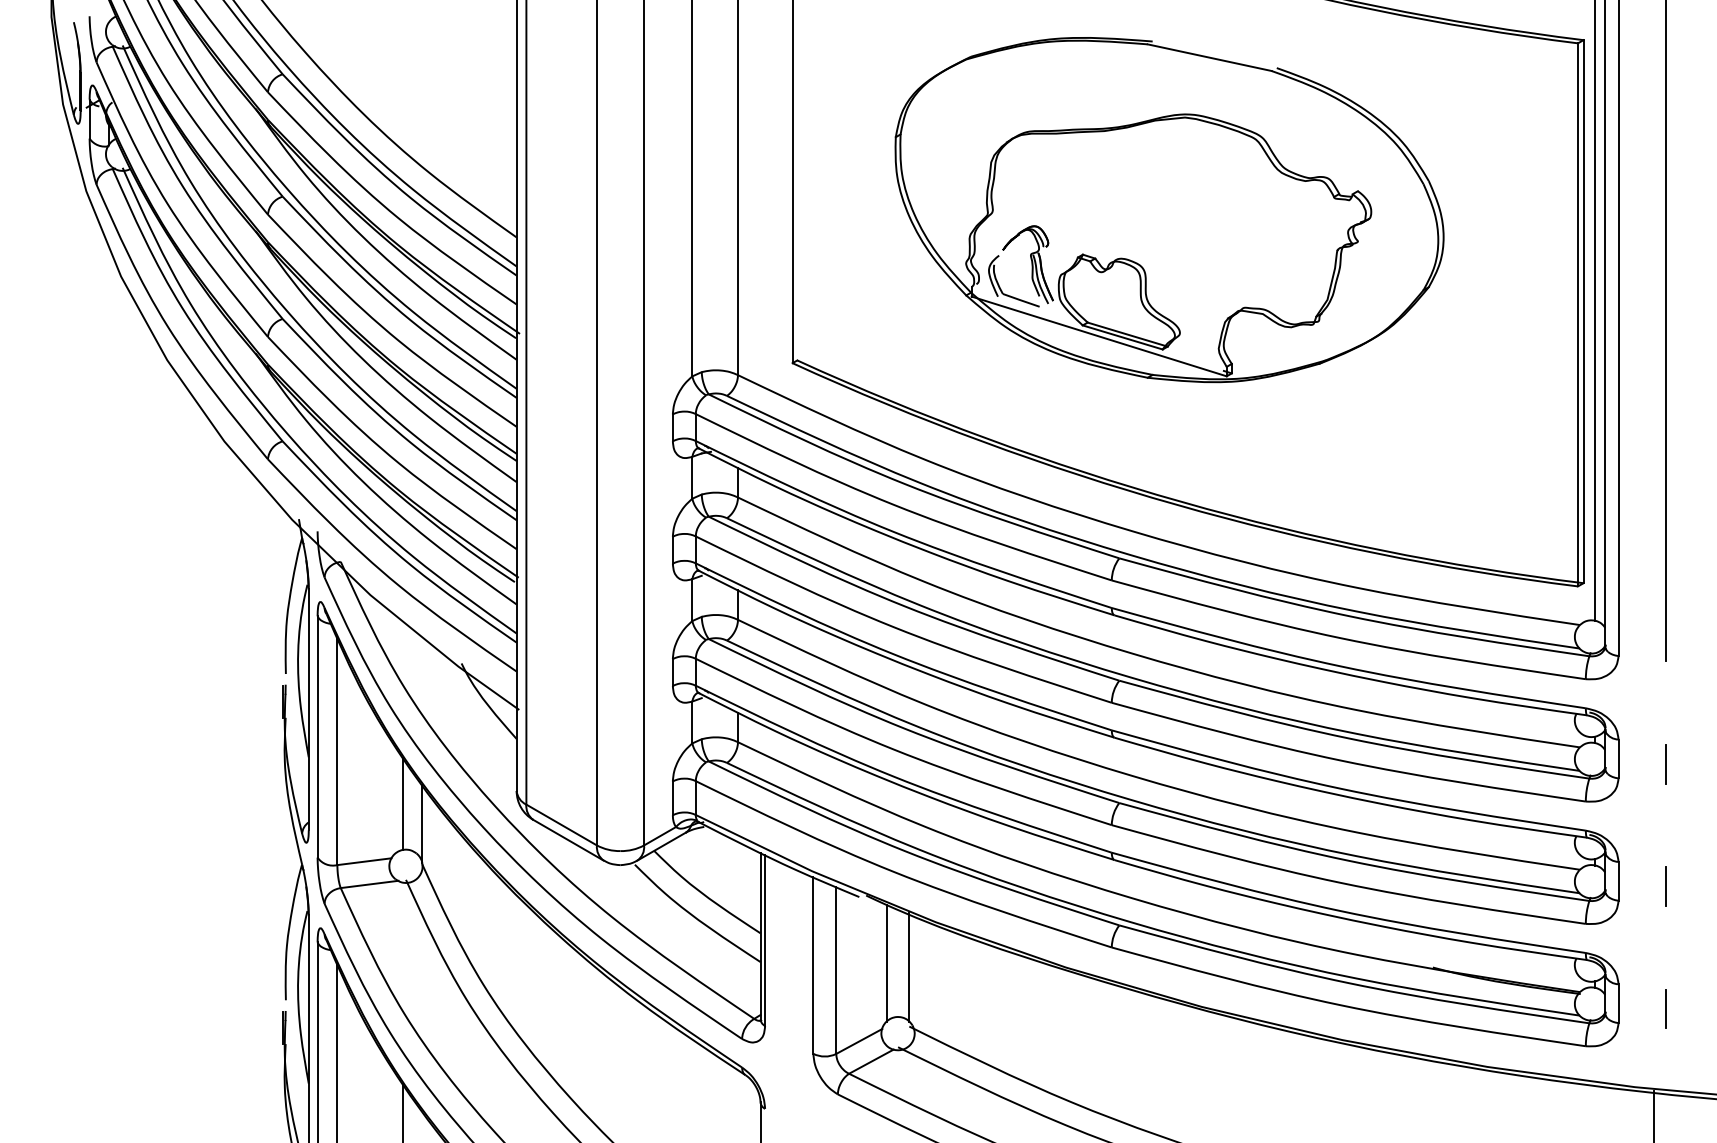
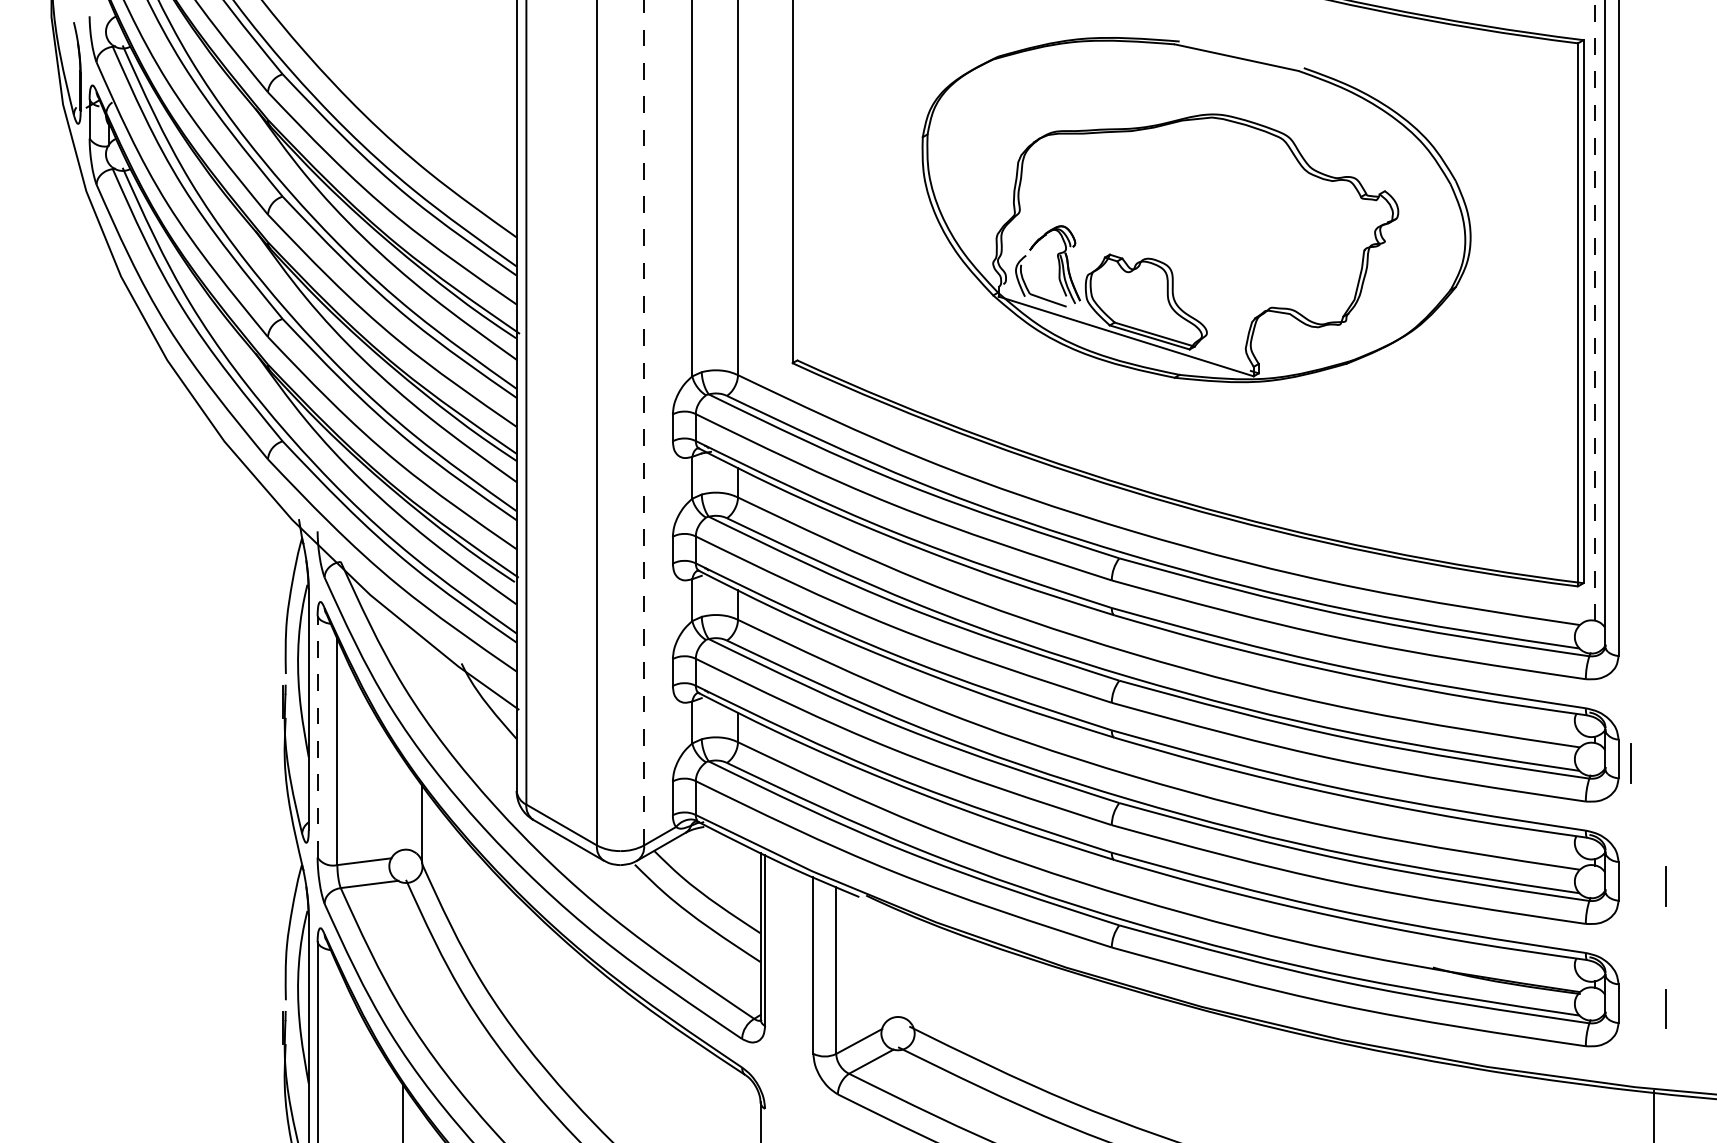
part position: (1169, 210) -> (1196, 210) (1196, 210)
line: solid -> dashed (1595, 310)
line: present -> none (1665, 331)
line: solid -> dashed (644, 422)
line: solid -> dashed (317, 736)
line position: (1665, 764) -> (1630, 763) (1630, 763)
line: present -> none (402, 803)
line: present -> none (886, 962)
line: present -> none (909, 966)
line: present -> none (337, 1051)
